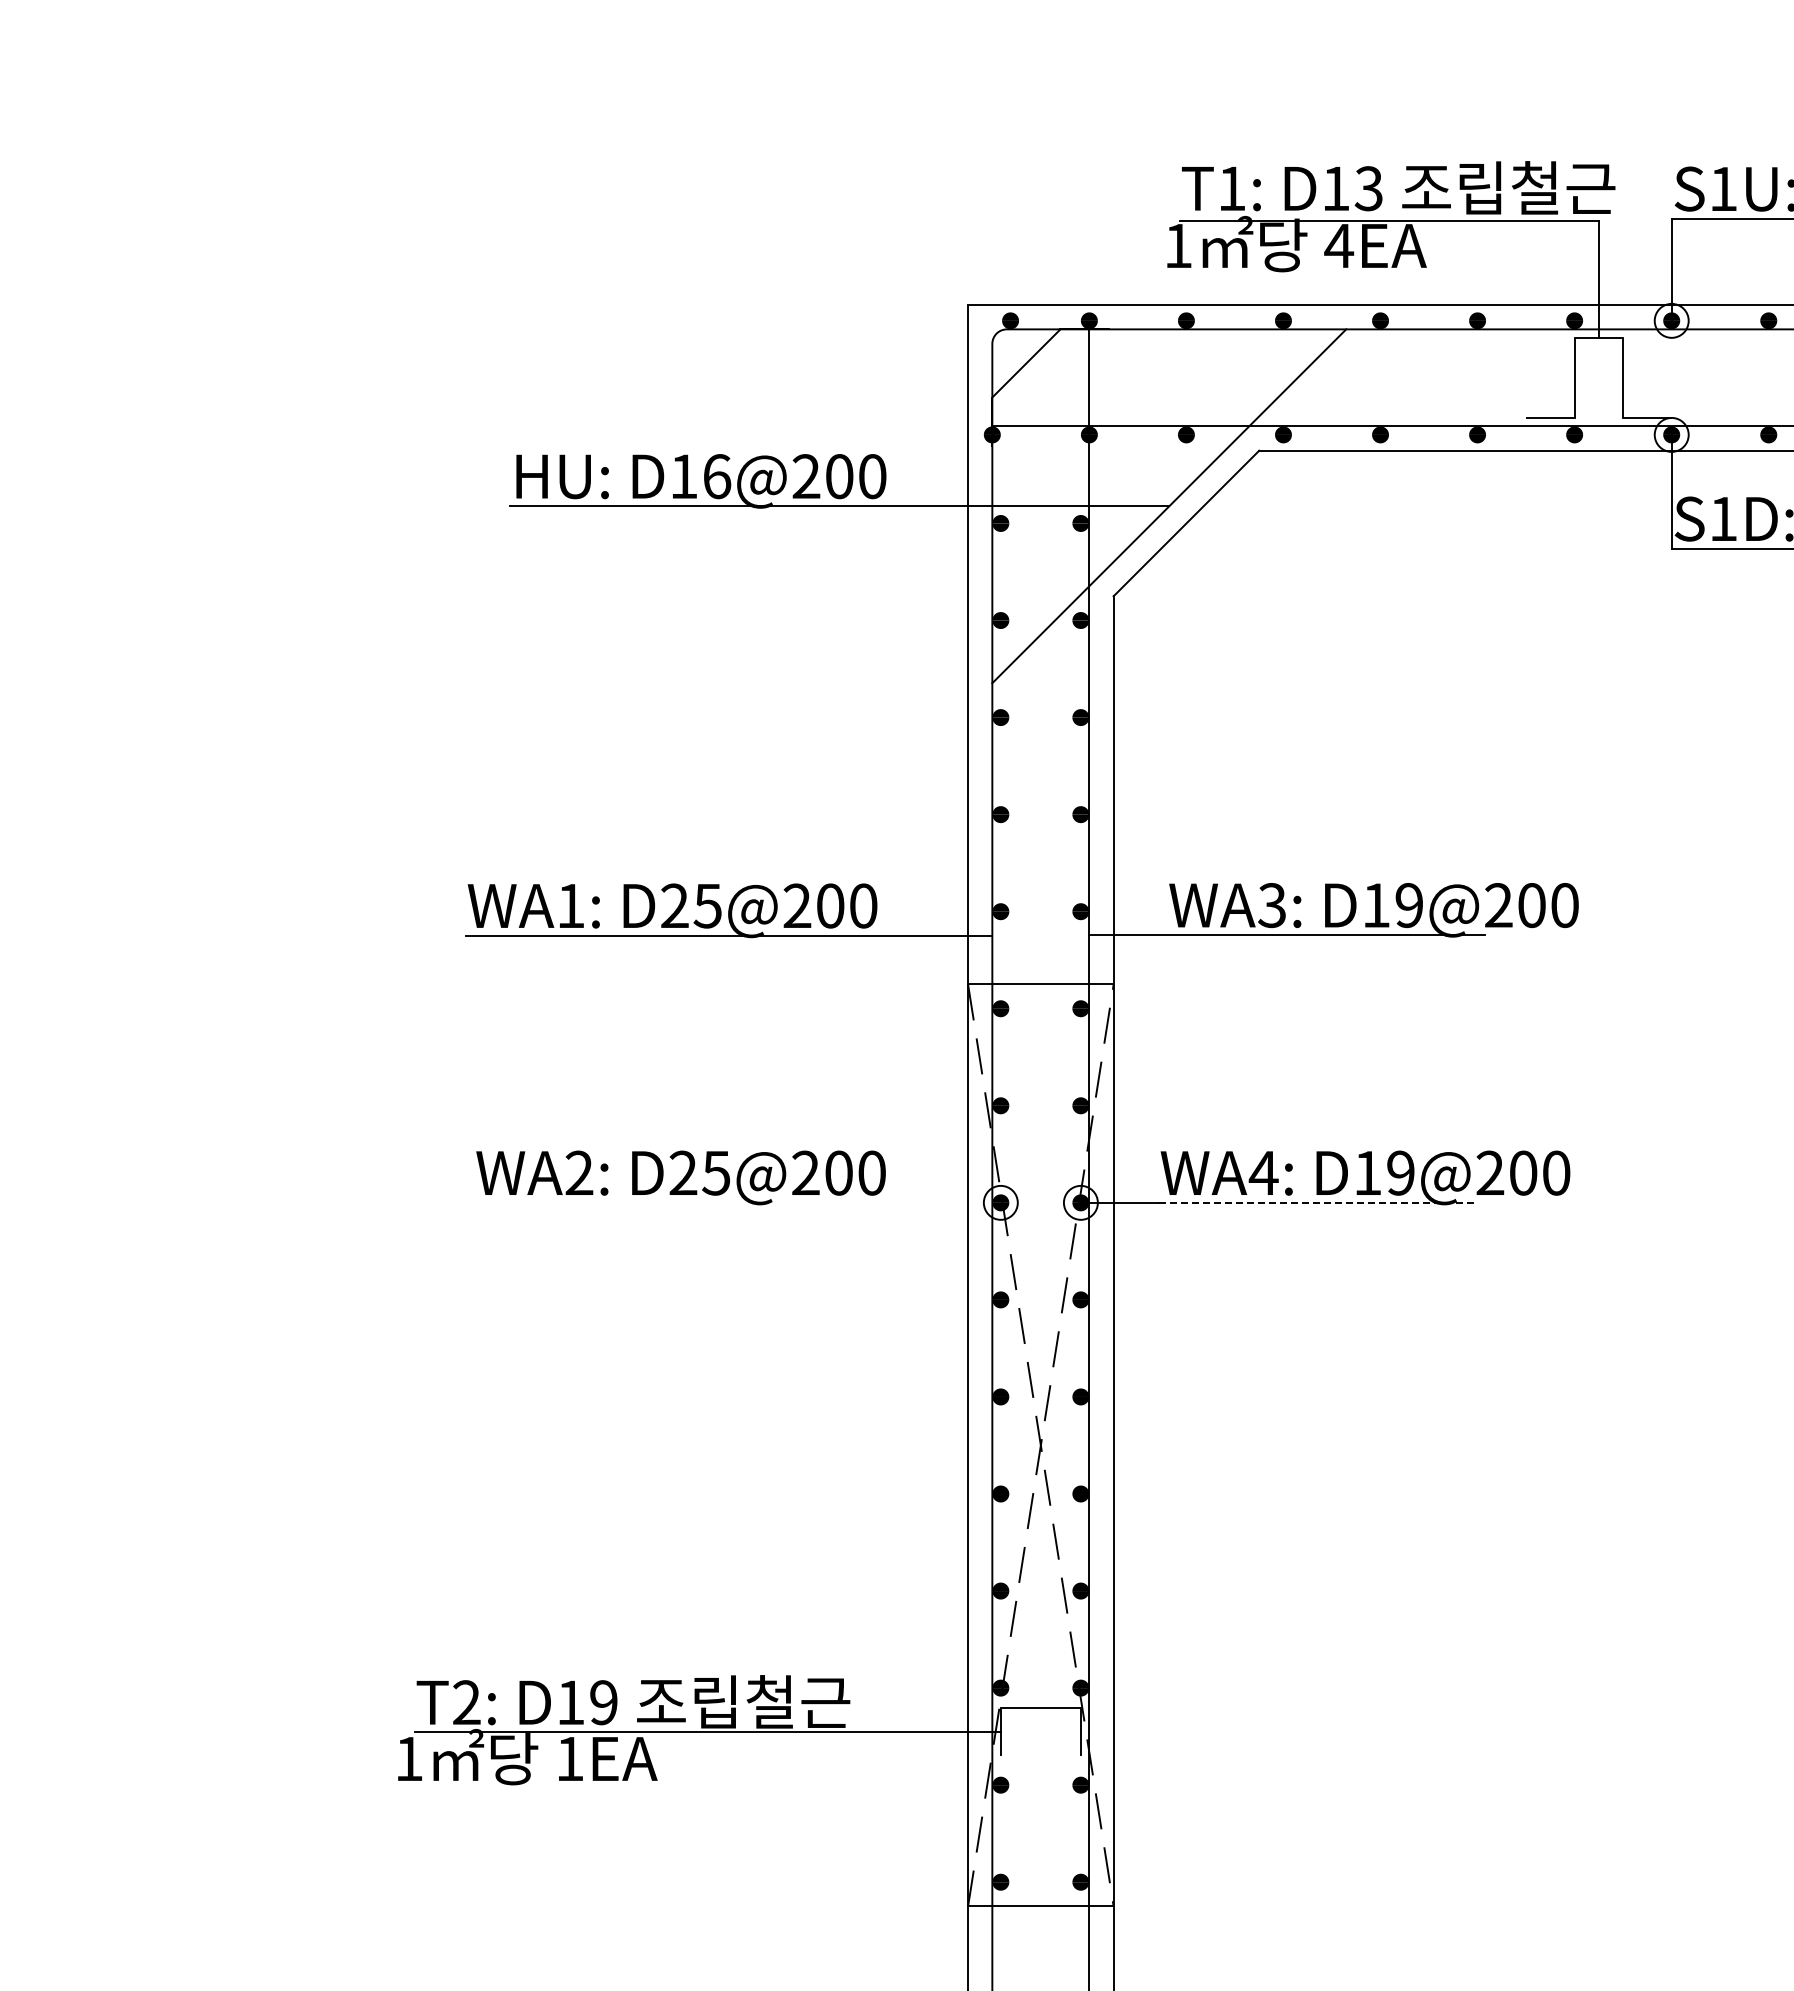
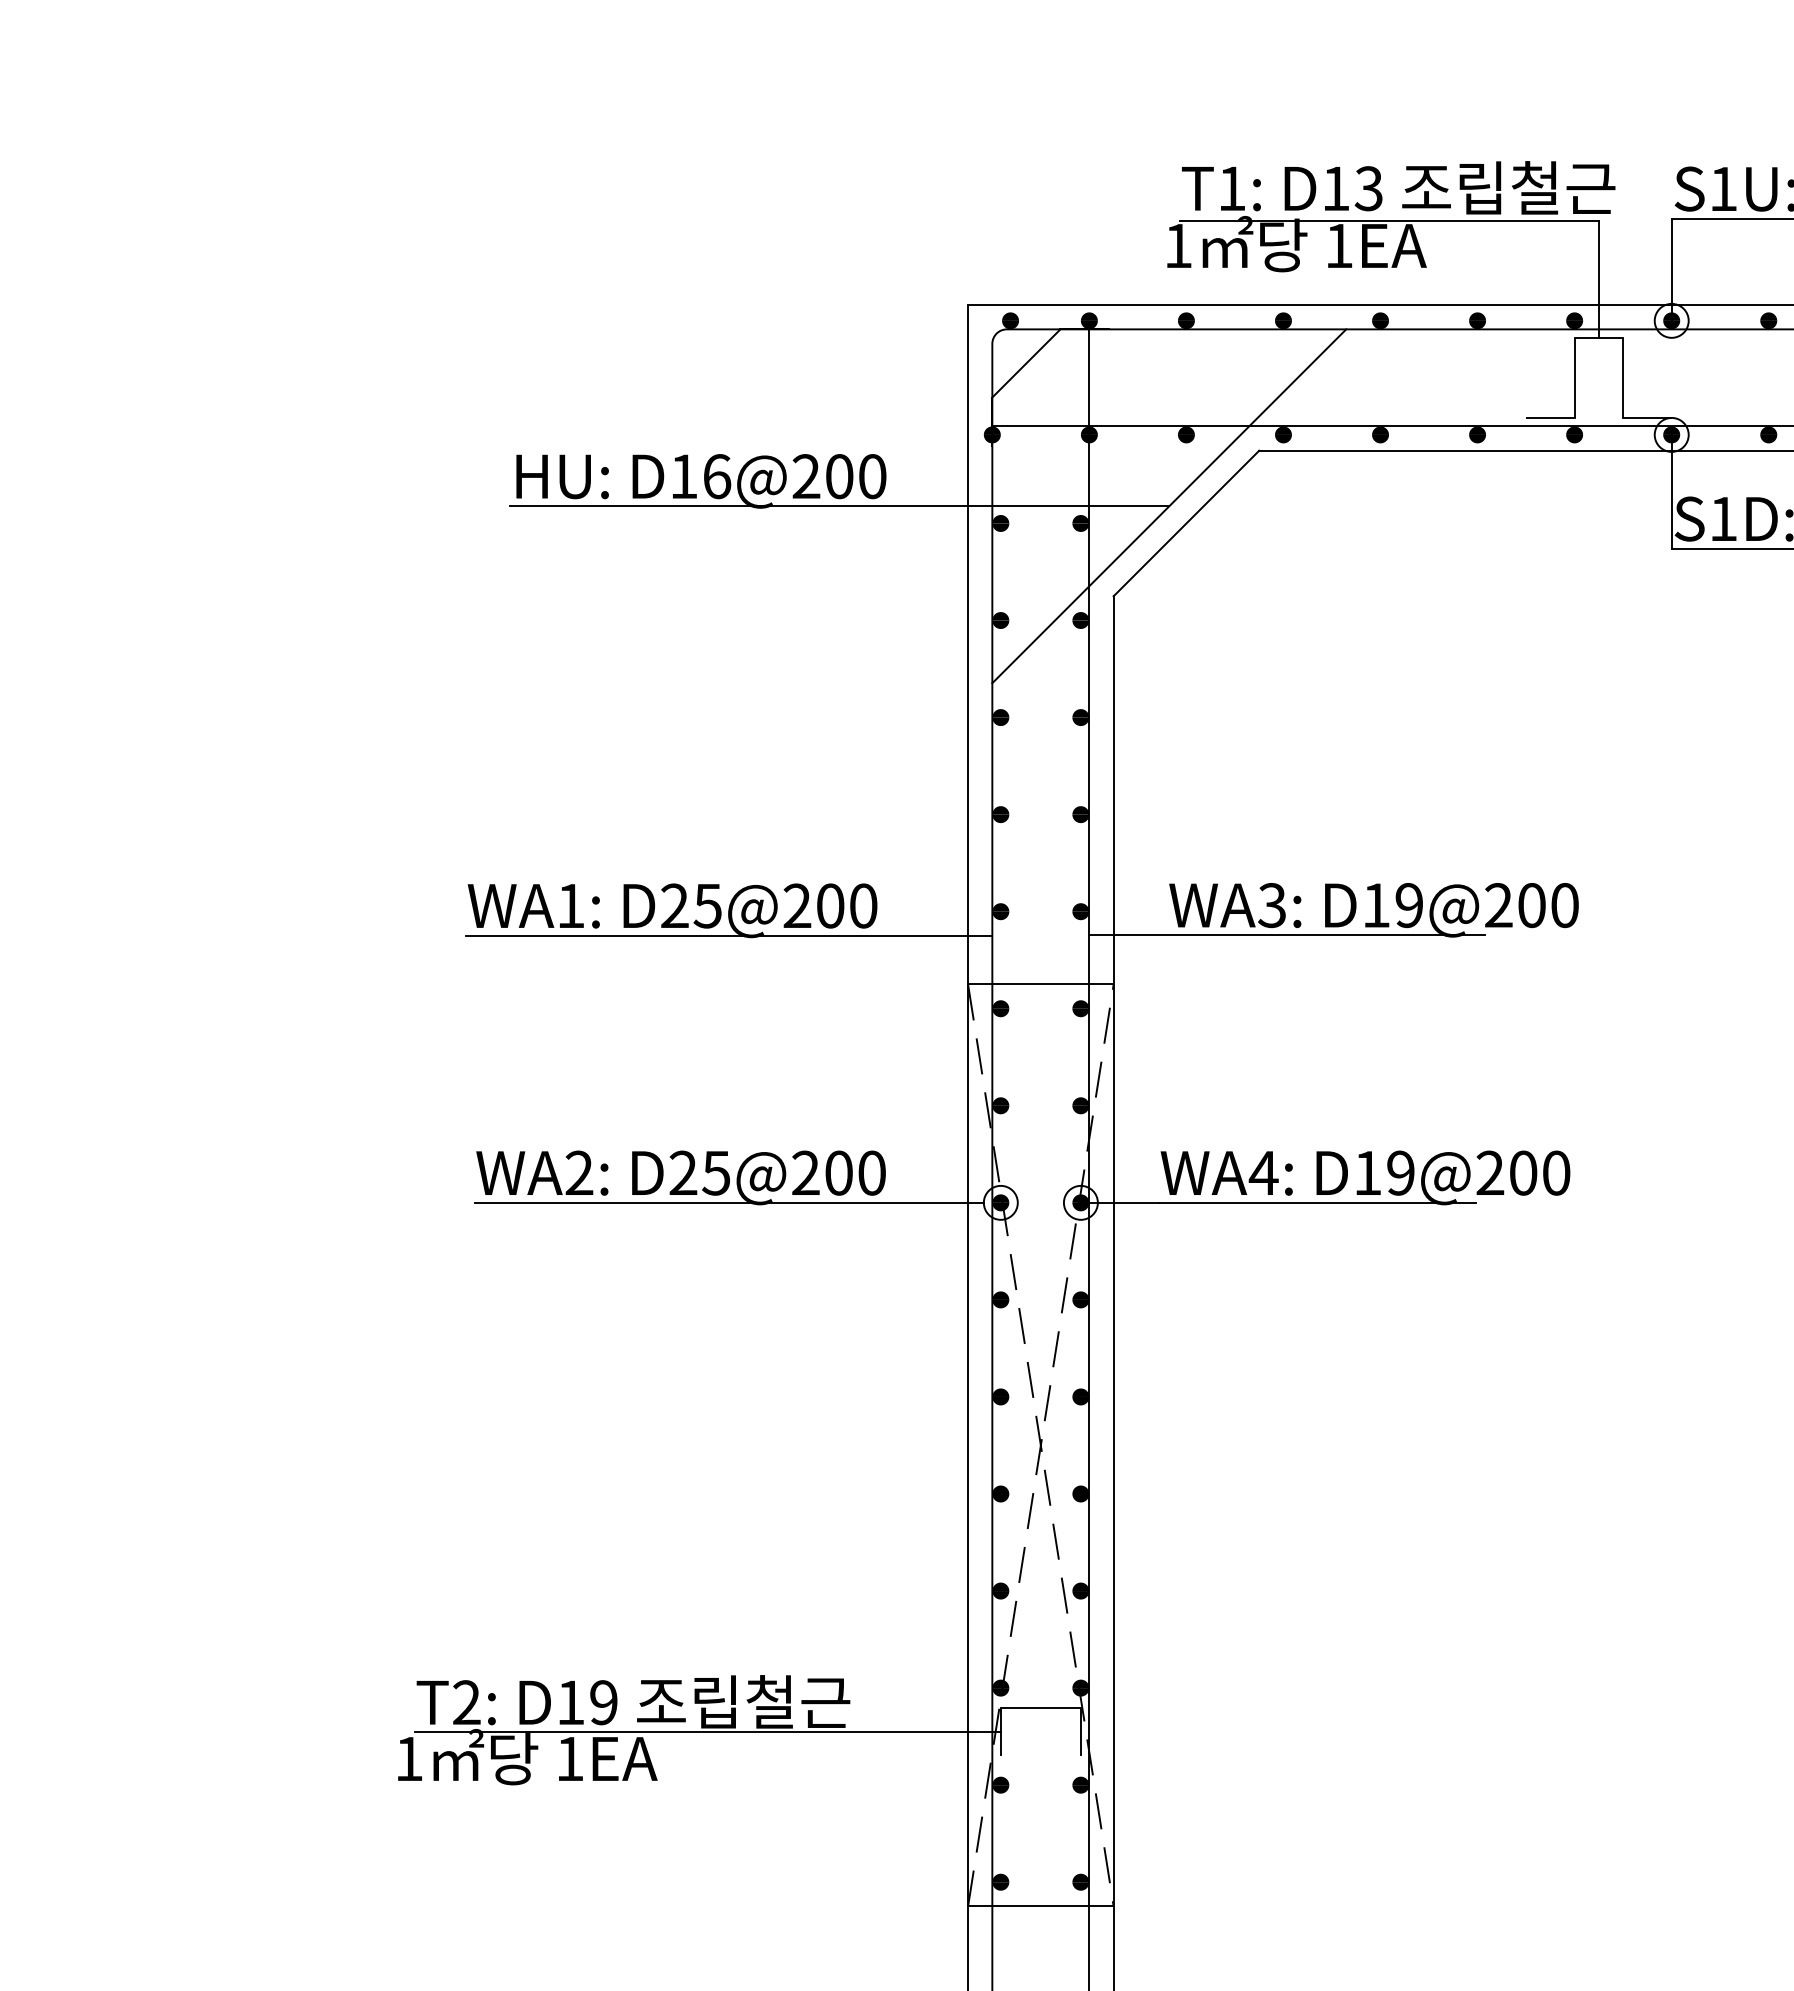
text: 4EA -> 1EA (1339, 245)
line: none -> present (728, 1202)
line: dashed -> solid (1318, 1202)
